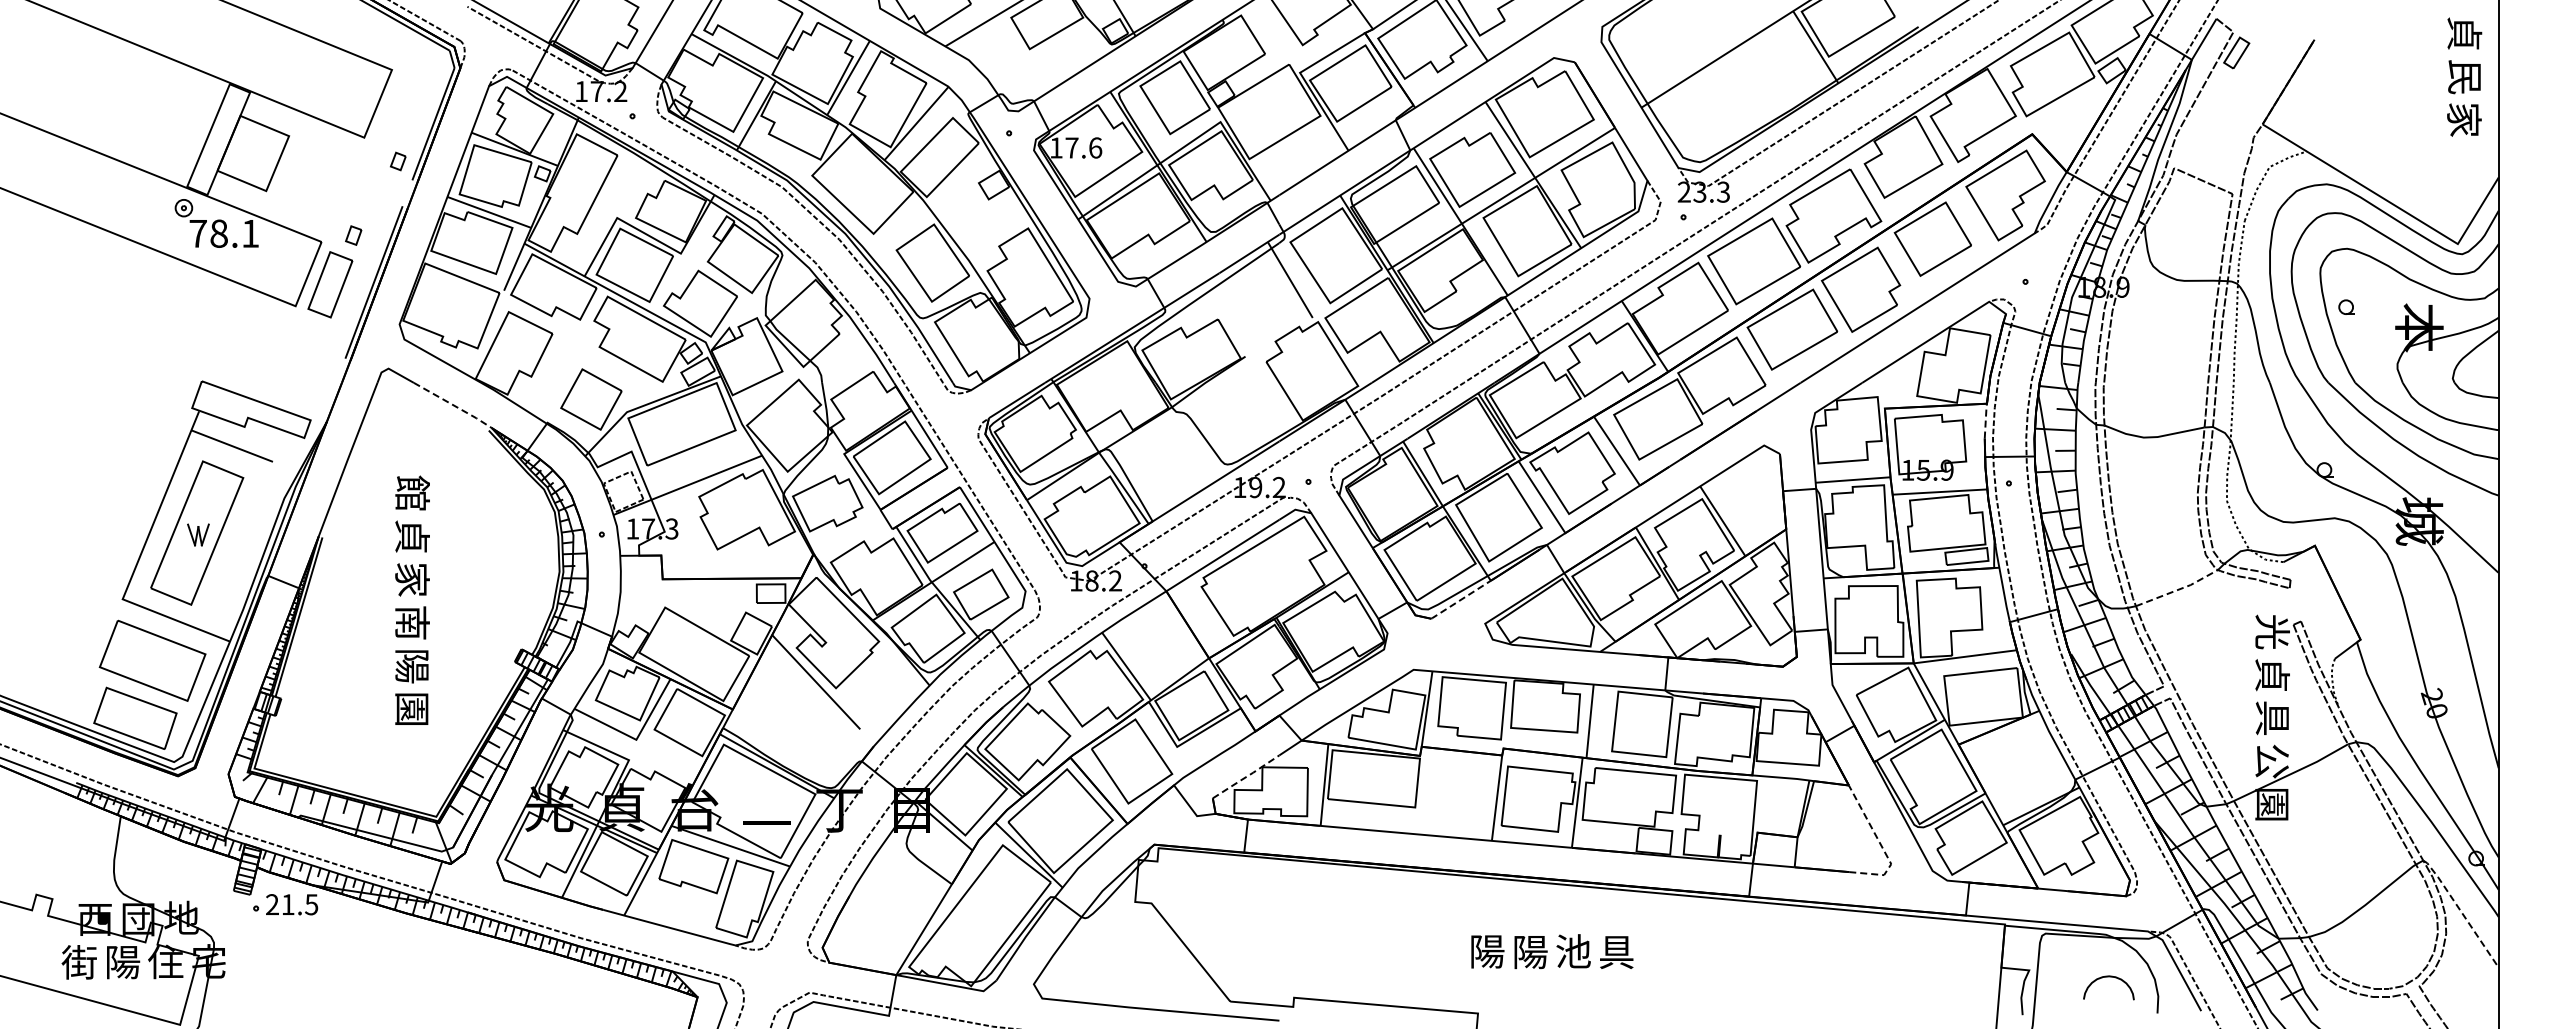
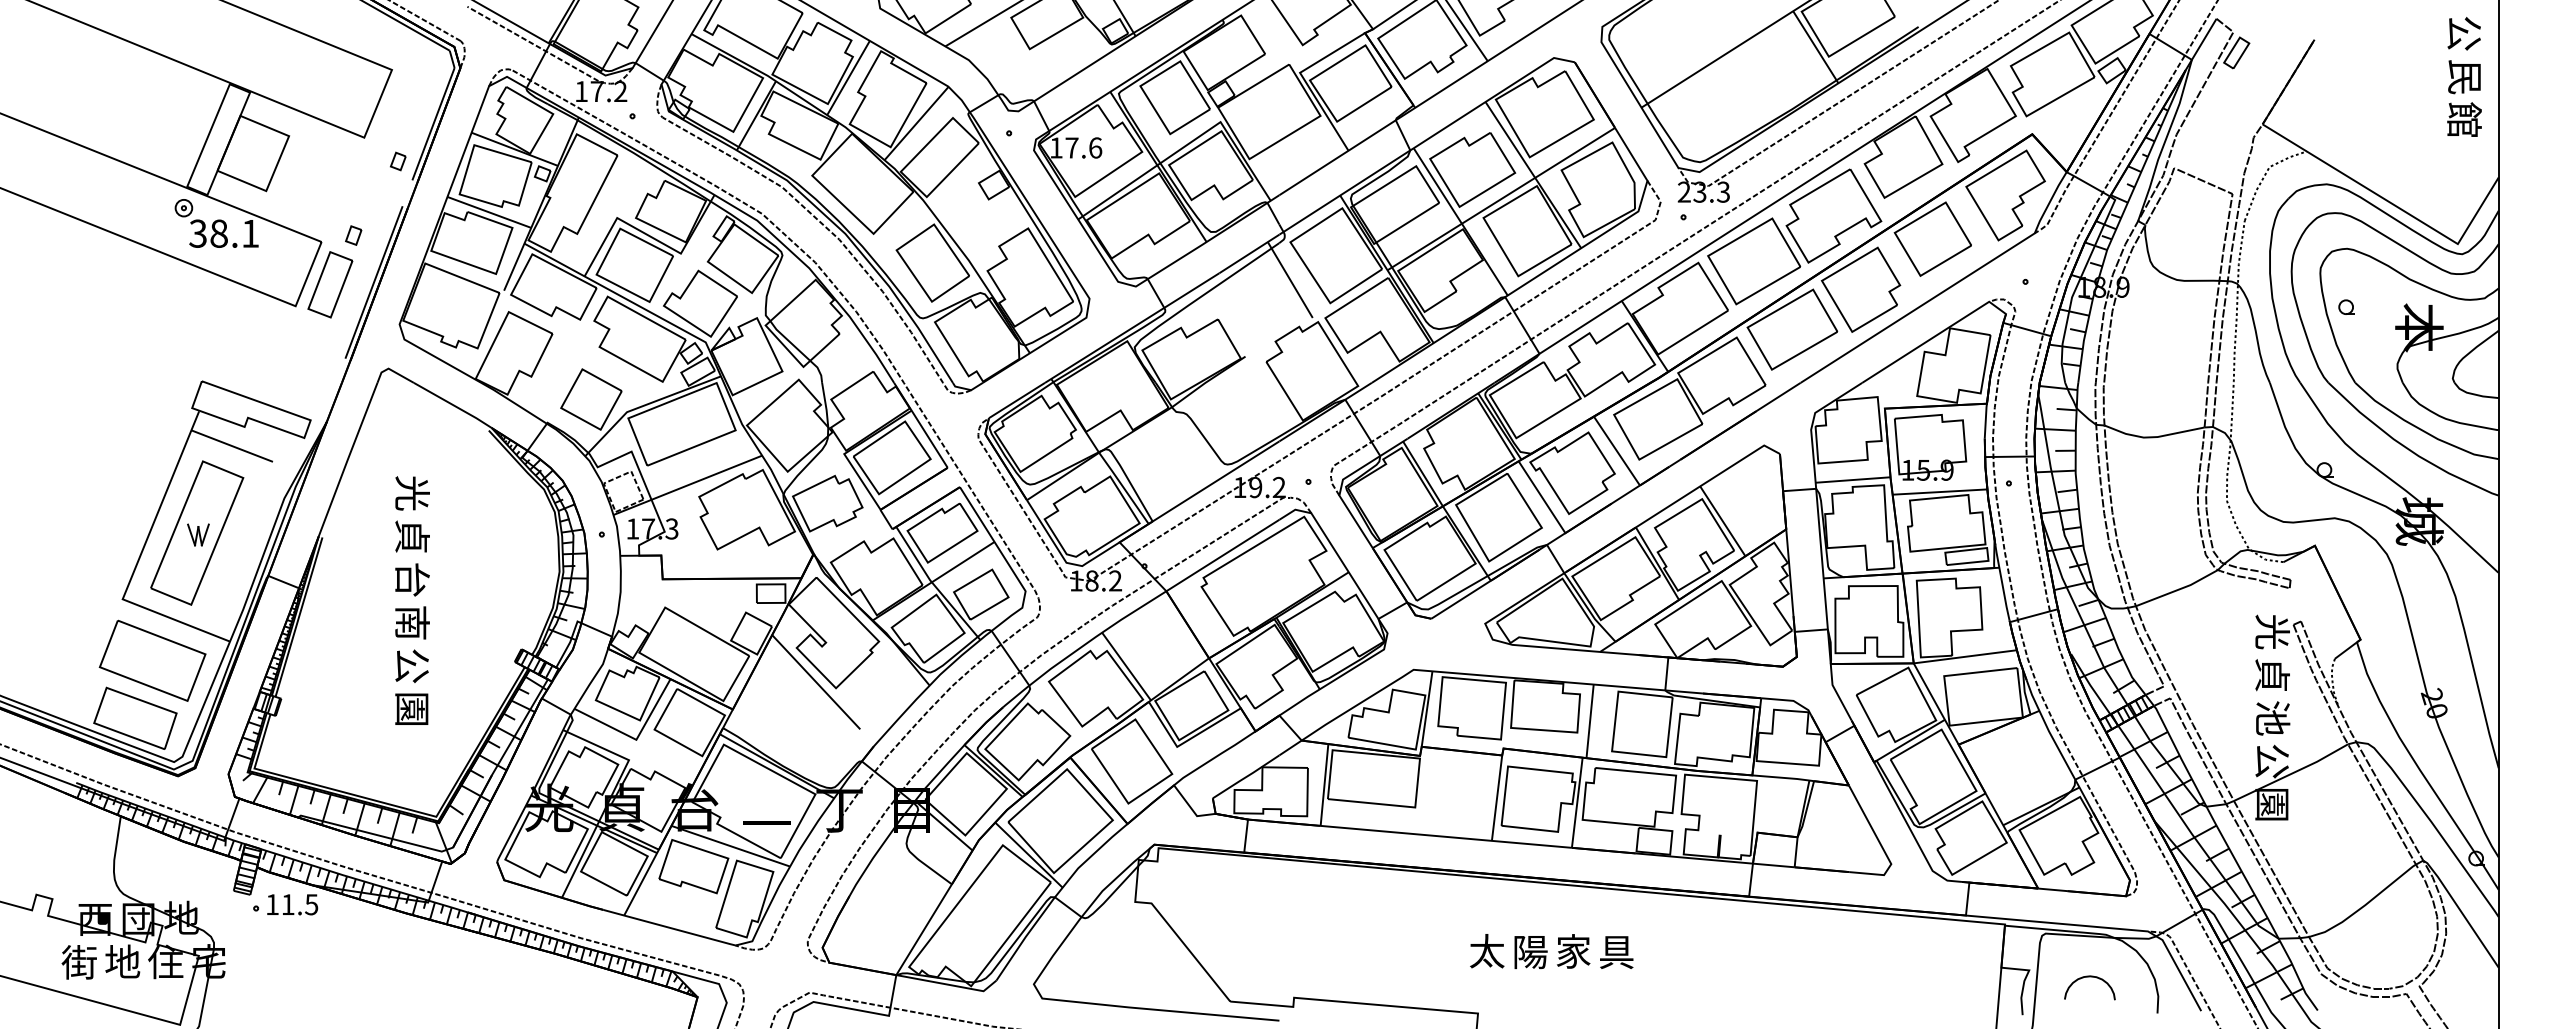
text: 貞 -> 公 (2464, 33)
text: 家 -> 館 (2464, 119)
text: 78.1 -> 38.1 (197, 233)
line: dashed -> solid (453, 405)
line: dashed -> solid (1985, 419)
text: 館 -> 光 (412, 492)
text: 家 -> 台 (412, 579)
line: dashed -> solid (2178, 589)
line: dashed -> solid (1460, 600)
text: 陽 -> 公 (411, 666)
text: 具 -> 池 (2272, 718)
line: dashed -> solid (1246, 776)
line: dashed -> solid (1881, 846)
text: 21.5 -> 11.5 (272, 904)
line: dashed -> solid (2461, 912)
text: 陽 -> 太 (1487, 951)
text: 池 -> 家 (1573, 951)
text: 陽 -> 地 (122, 961)
curve position: (2108, 977) -> (2089, 977) (2089, 977)
